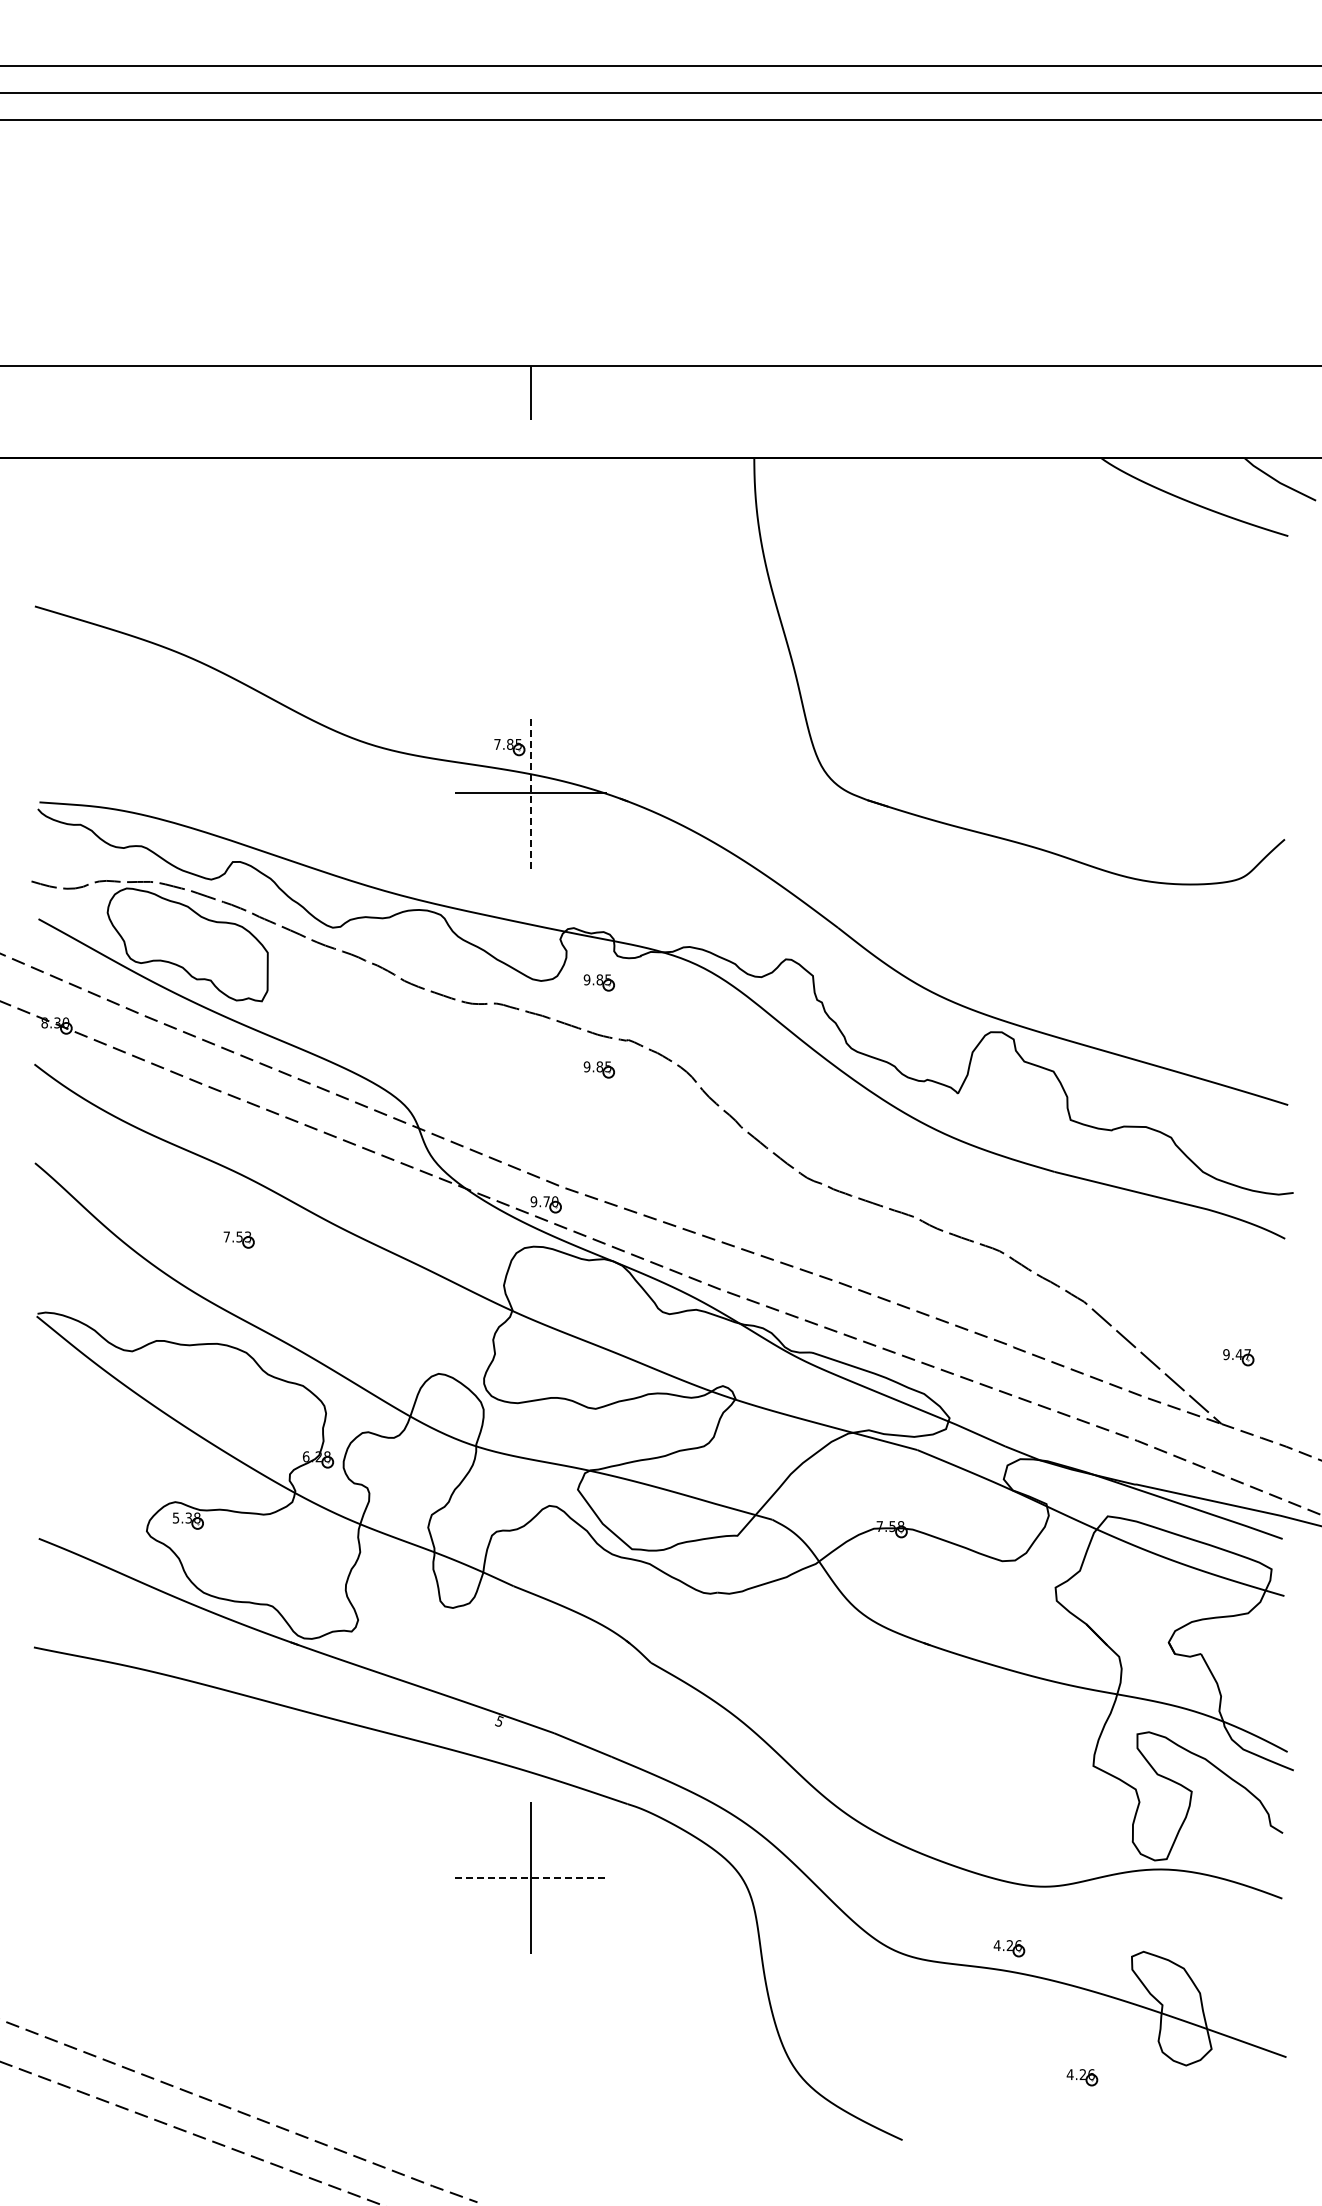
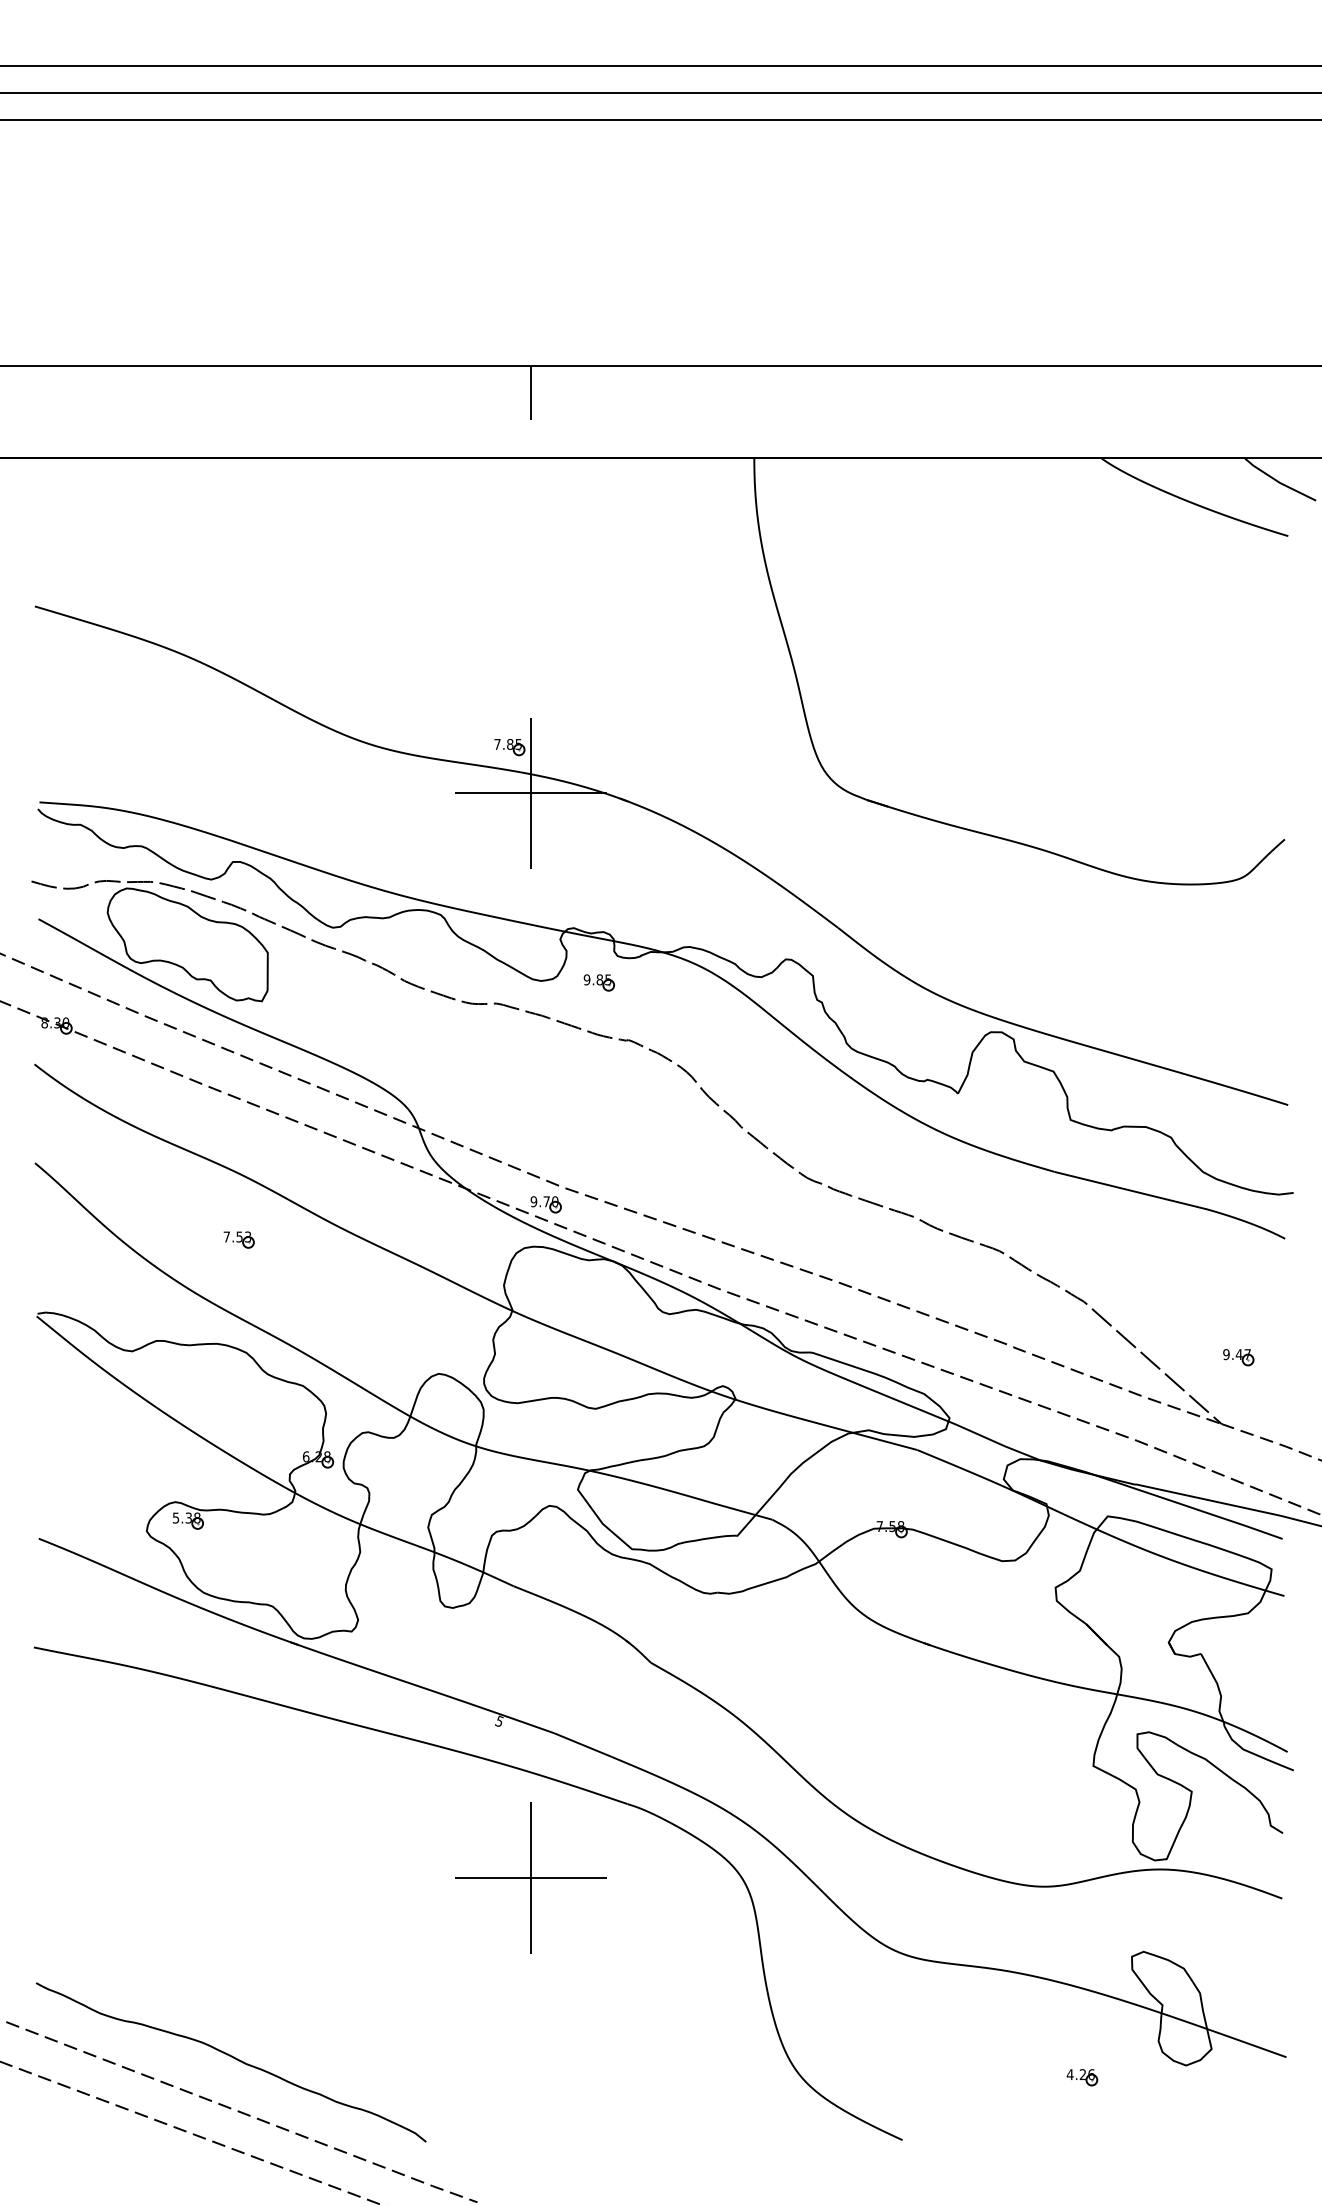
line: dashed -> solid (531, 793)
part: present -> none (598, 1069)
line: dashed -> solid (531, 1877)
part: present -> none (1009, 1948)
curve: none -> present (233, 2058)
